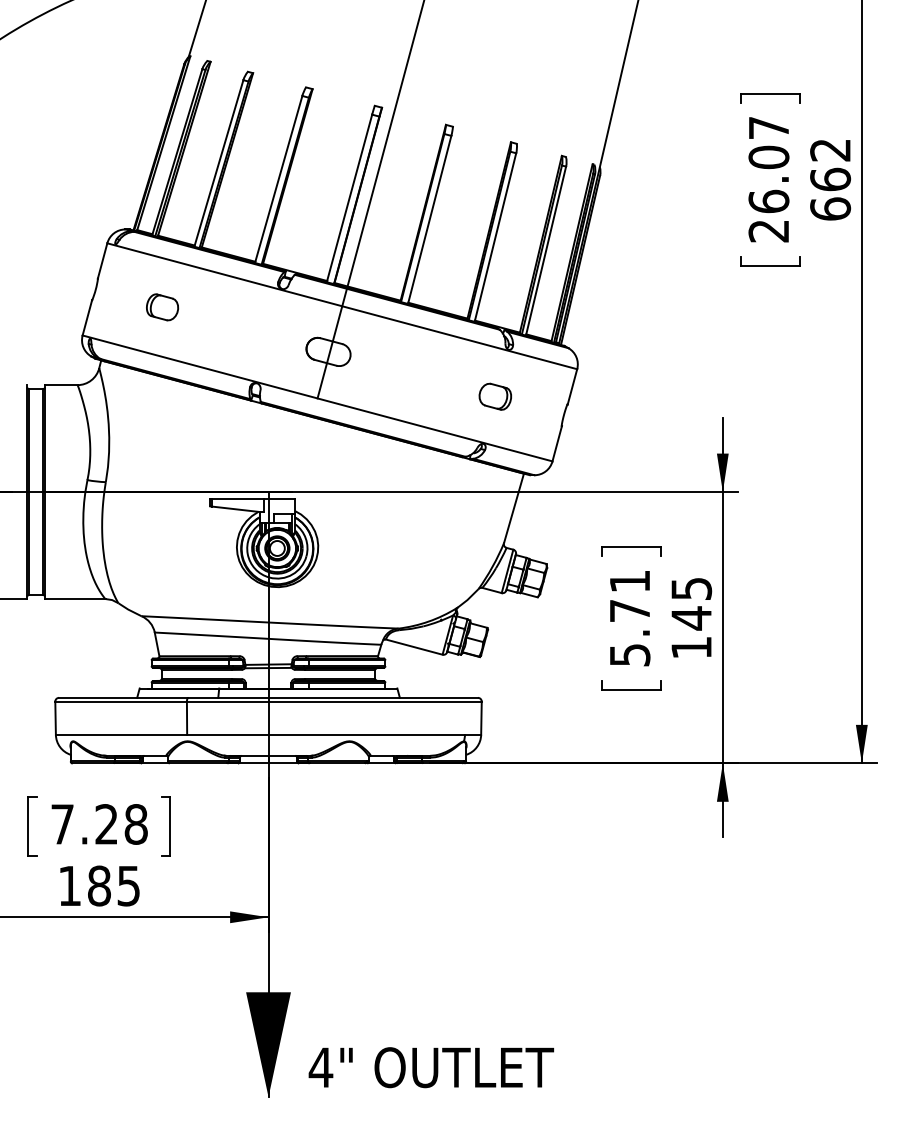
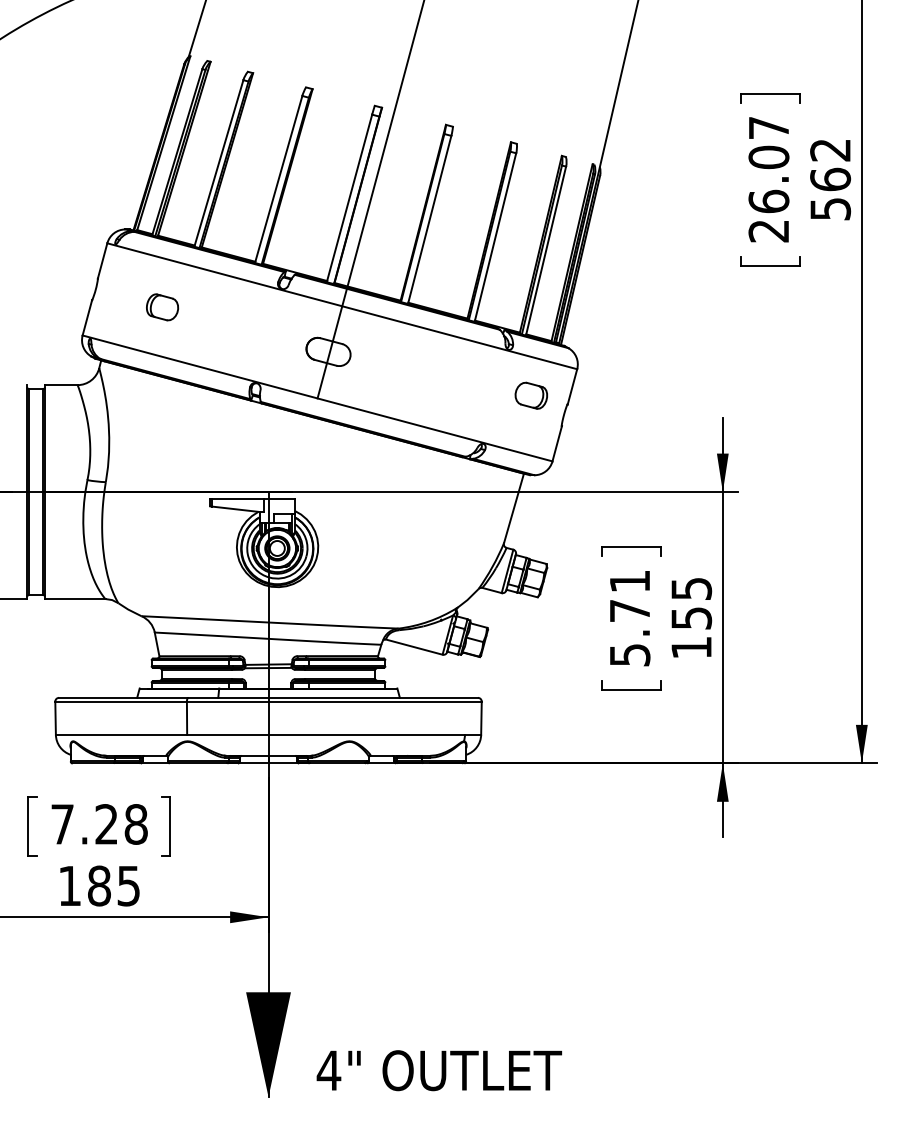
text: 662 -> 562 (830, 208)
part position: (494, 396) -> (530, 395) (530, 395)
text: 145 -> 155 (691, 618)
text position: (431, 1067) -> (439, 1070) (439, 1070)
